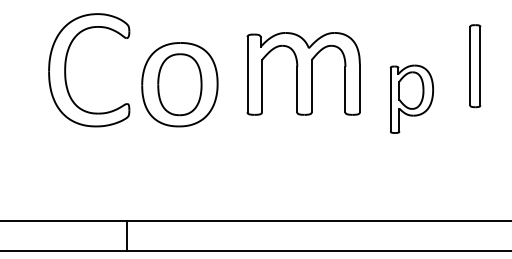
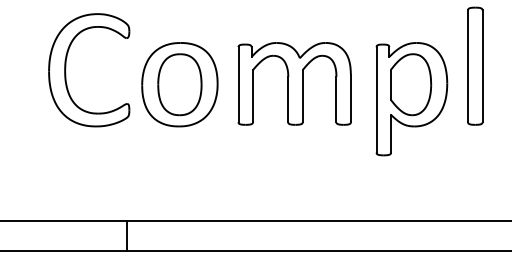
part size: 13x85 px -> 17x120 px (475, 65)
part position: (303, 73) -> (294, 83) (294, 83)
part size: 44x70 px -> 74x115 px (411, 99)
